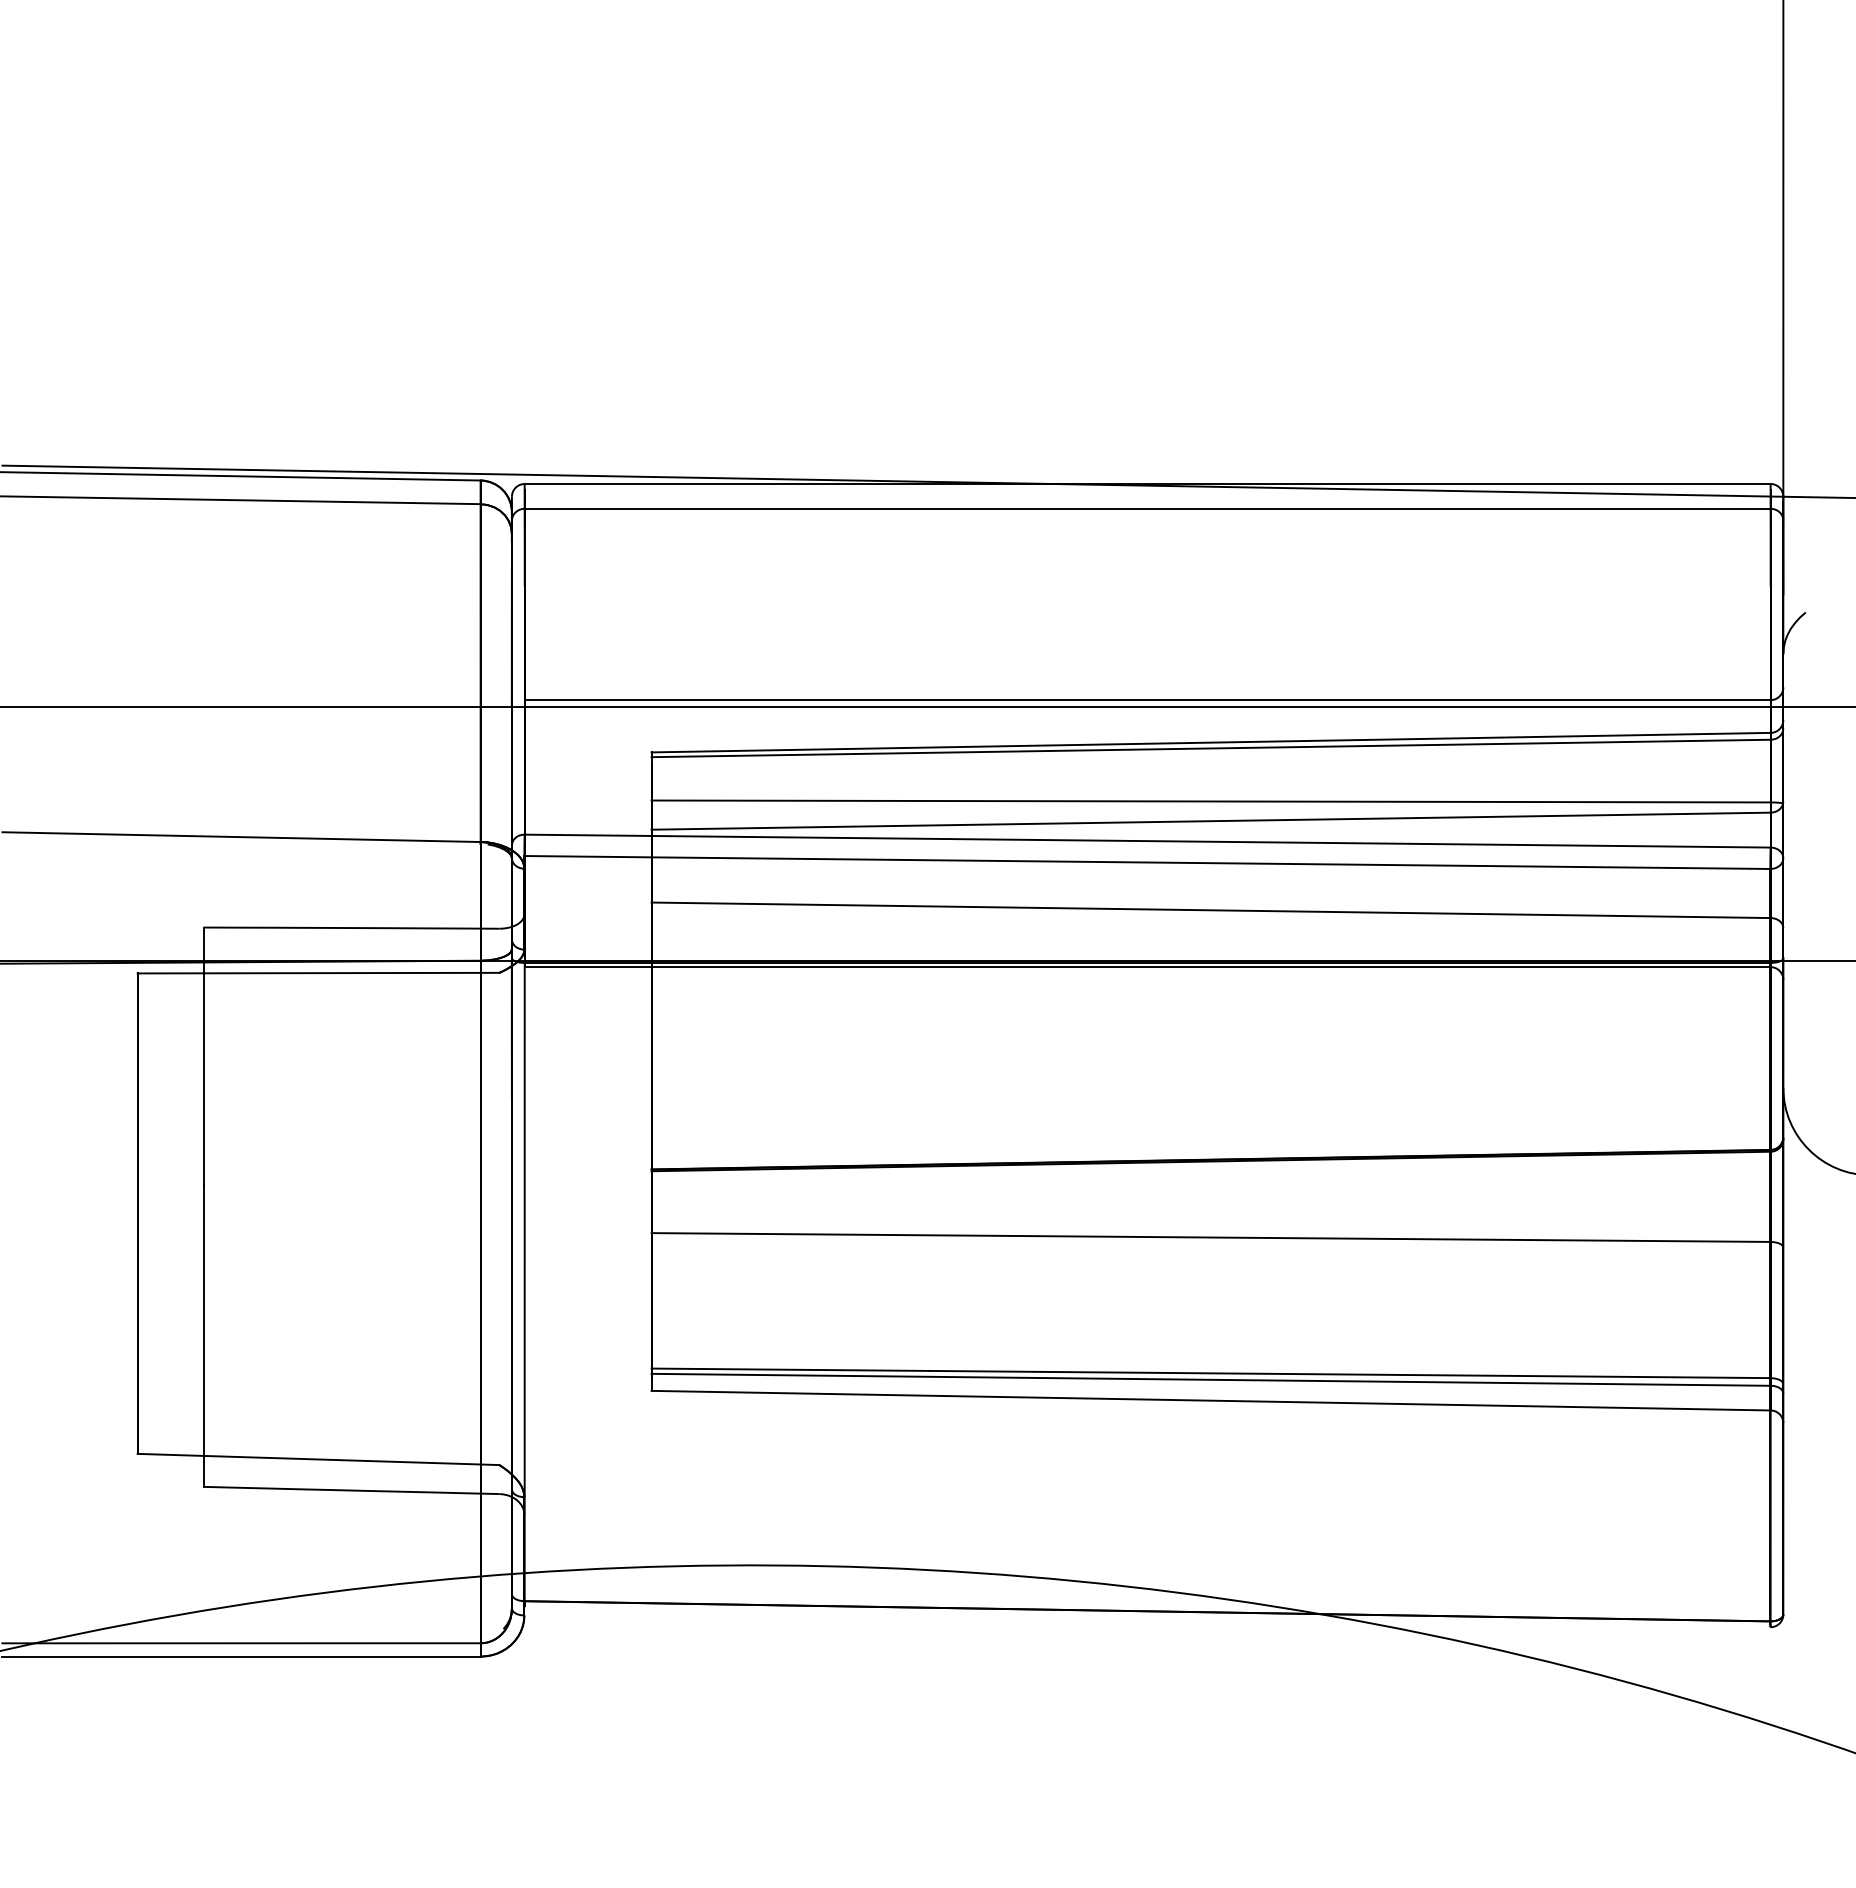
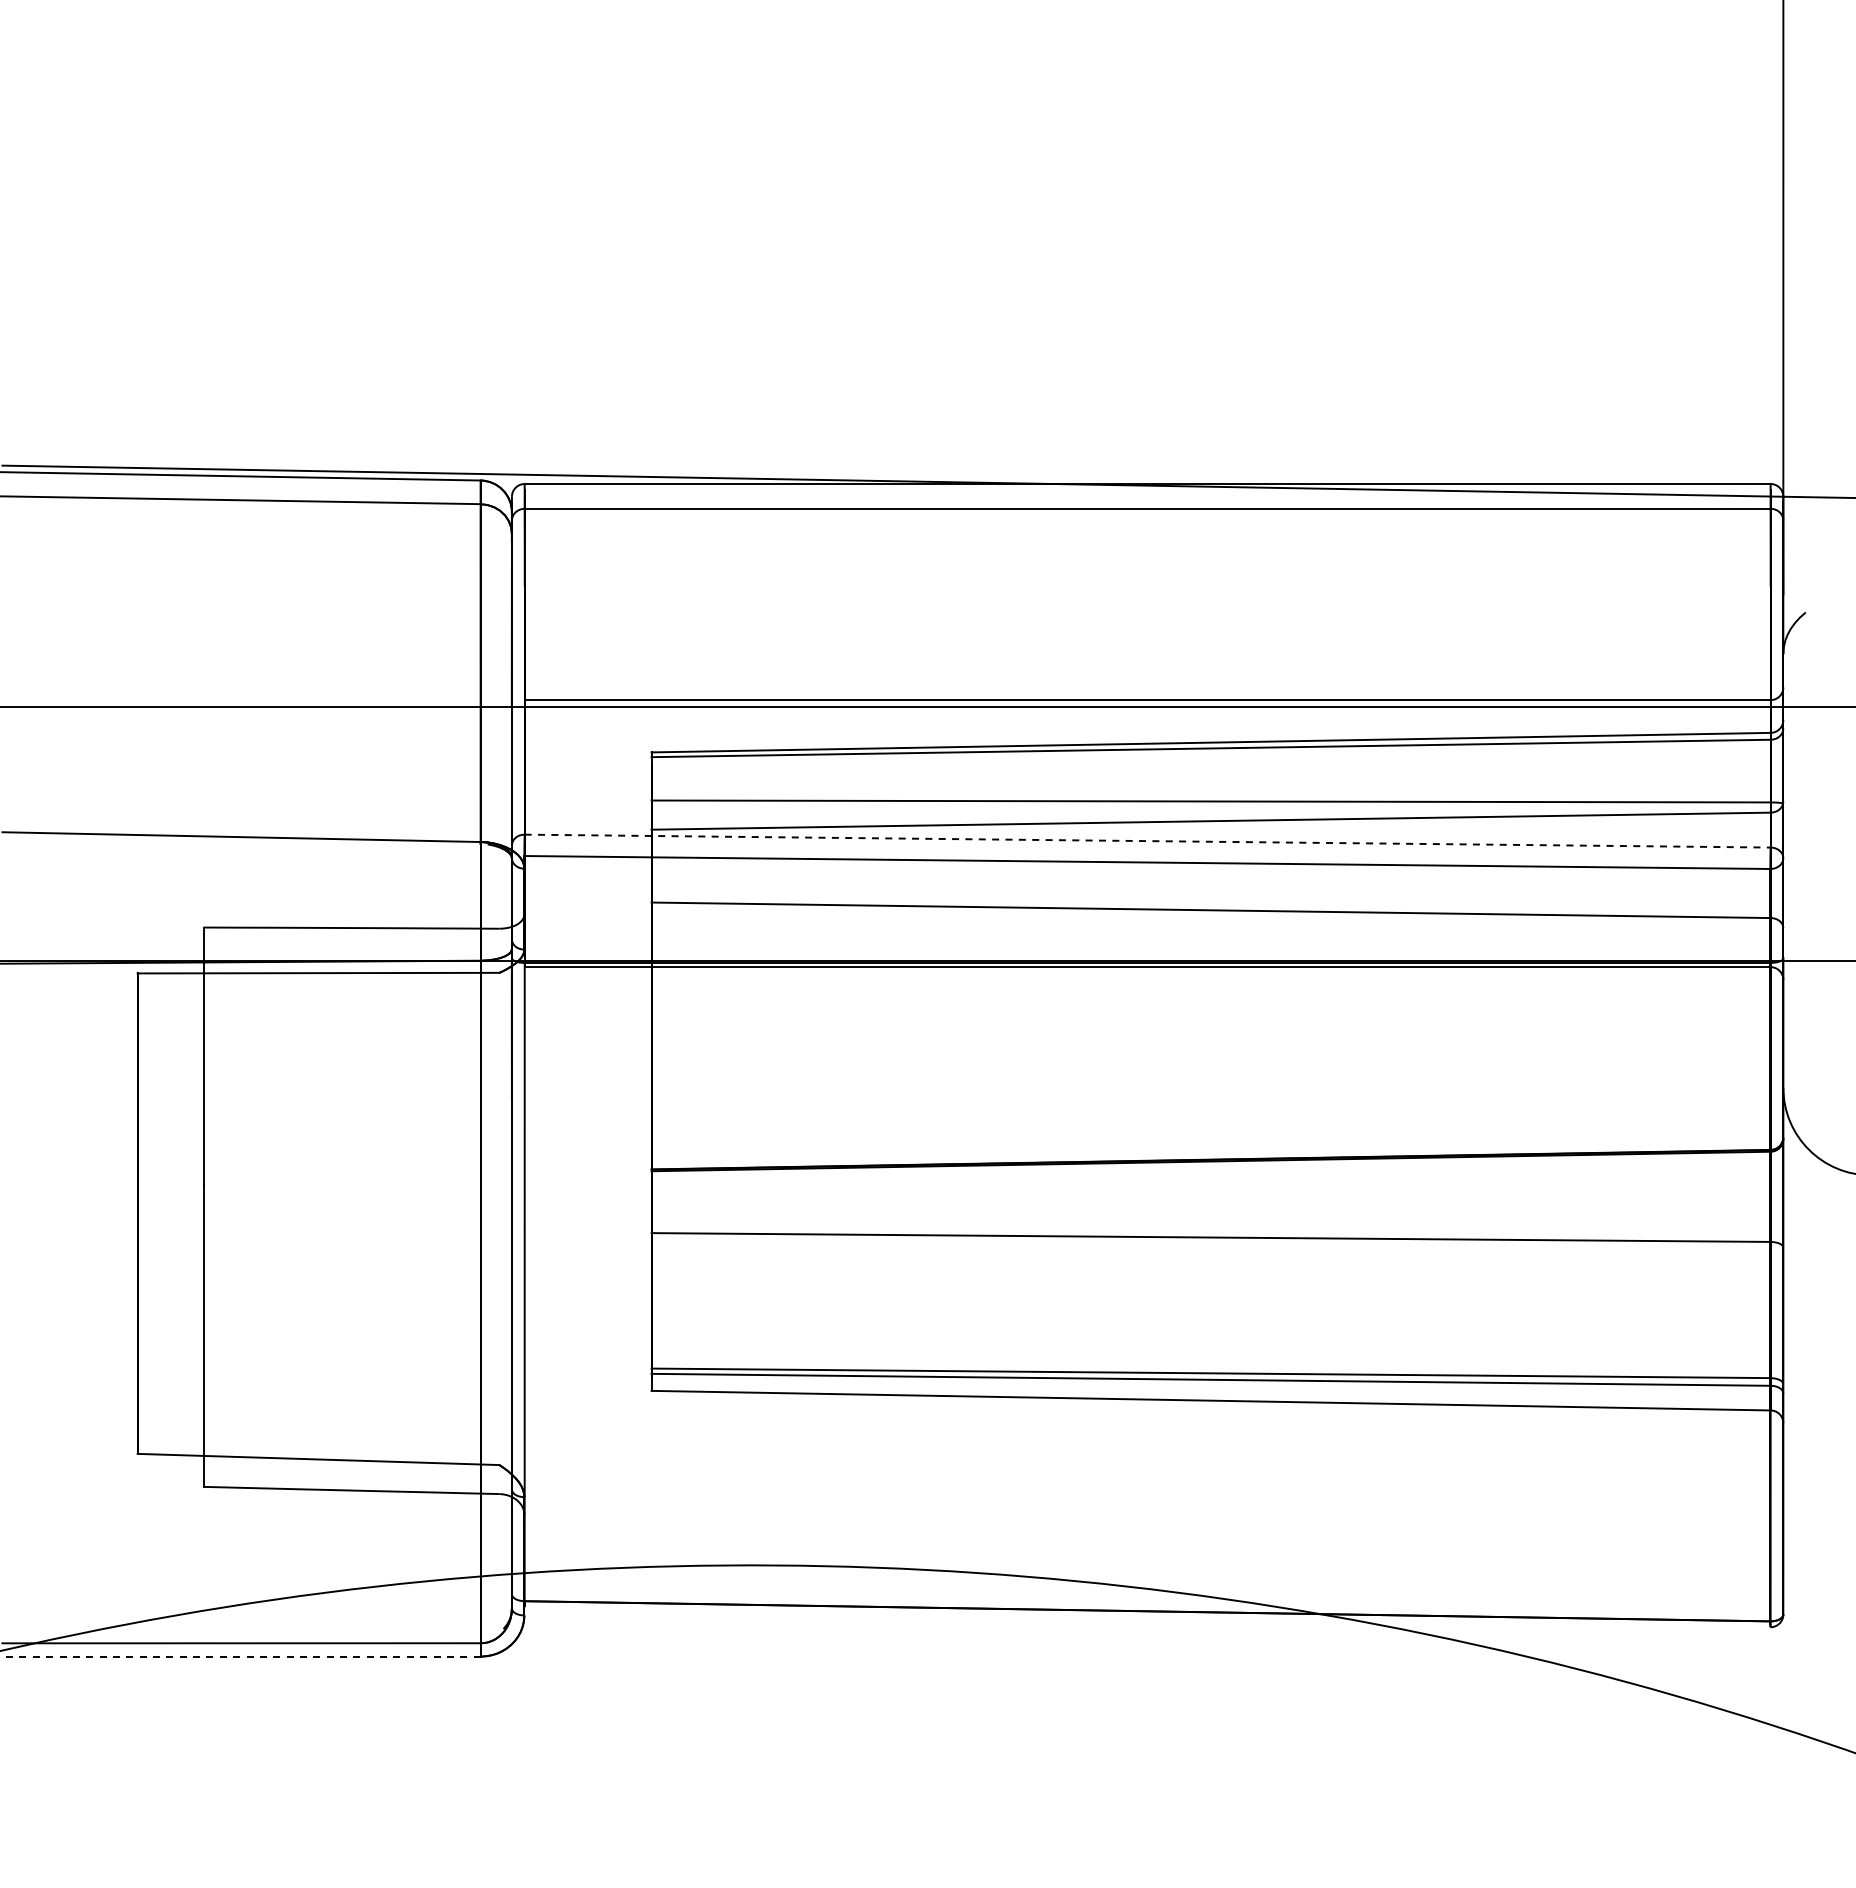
line: solid -> dashed (1148, 841)
line: solid -> dashed (241, 1656)
